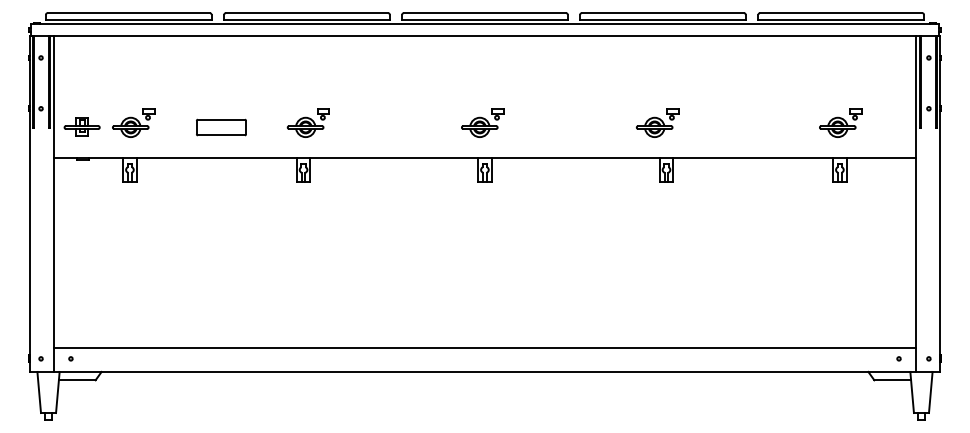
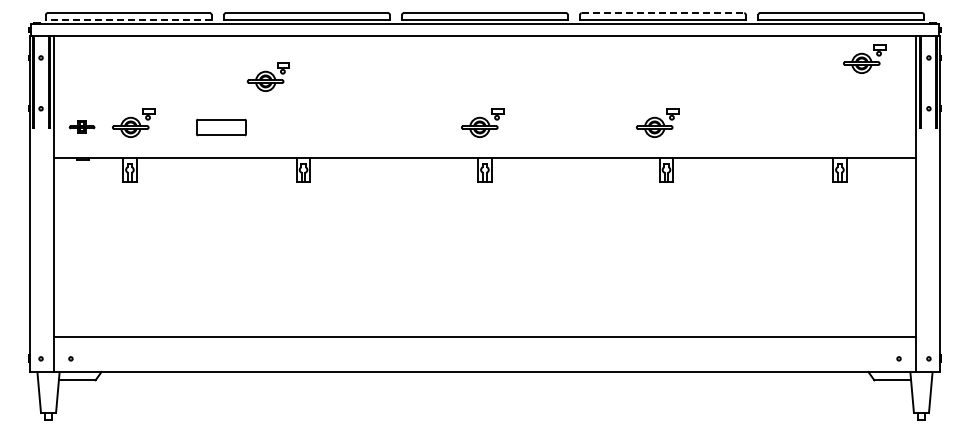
line: solid -> dashed (663, 13)
line: solid -> dashed (128, 19)
part position: (307, 122) -> (267, 76) (267, 76)
part position: (840, 122) -> (864, 58) (864, 58)
part size: 38x20 px -> 28x14 px (81, 126)
line position: (484, 348) -> (484, 337) (484, 337)
